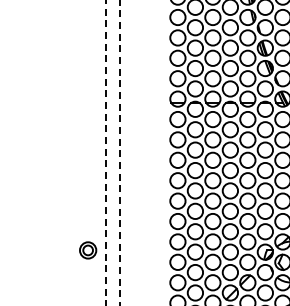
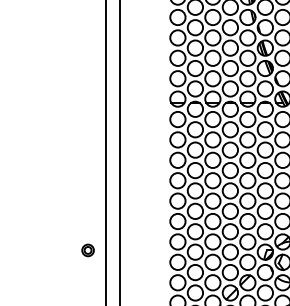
line: dashed -> solid (105, 152)
line: dashed -> solid (119, 152)
part size: 19x19 px -> 14x15 px (87, 250)
